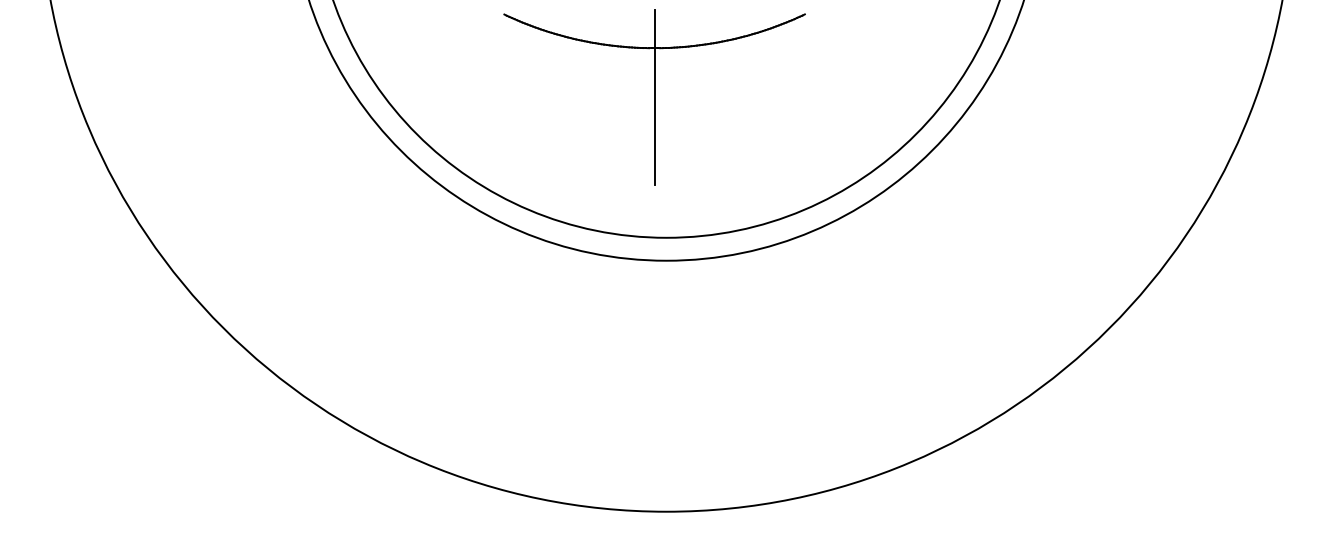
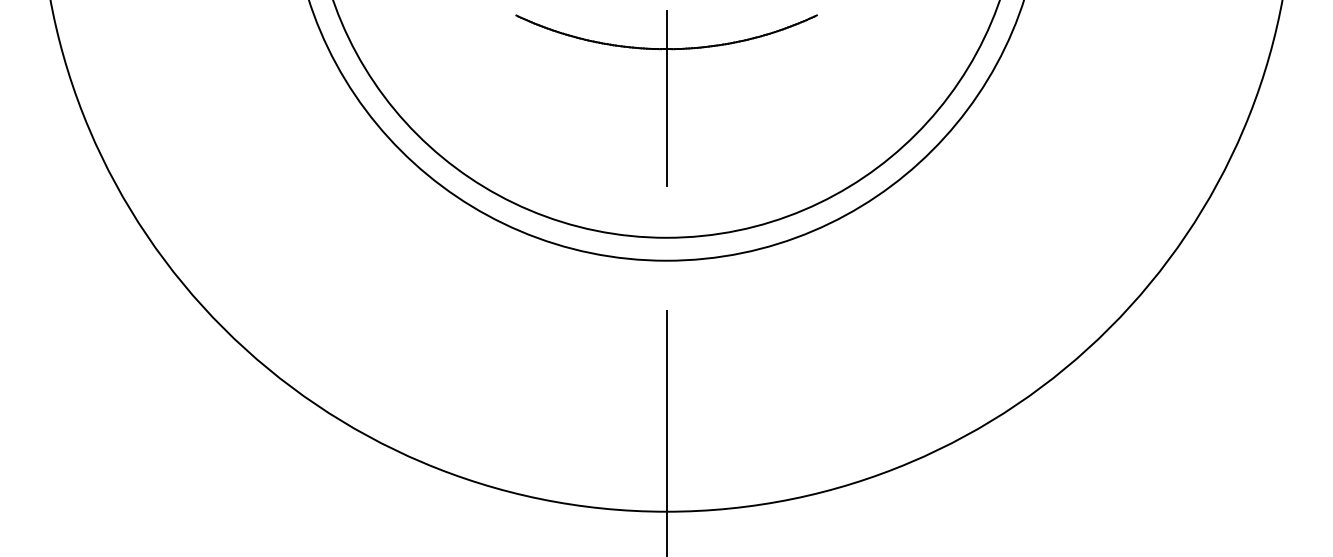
part position: (654, 97) -> (666, 98) (666, 98)
line: none -> present (666, 432)
